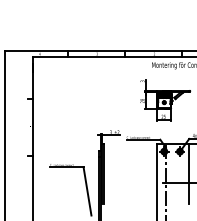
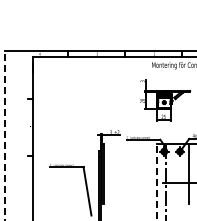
line: solid -> dashed (4, 135)
line: solid -> dashed (157, 182)
